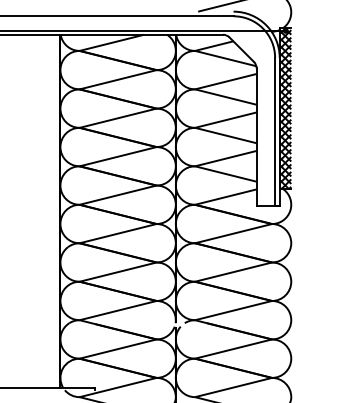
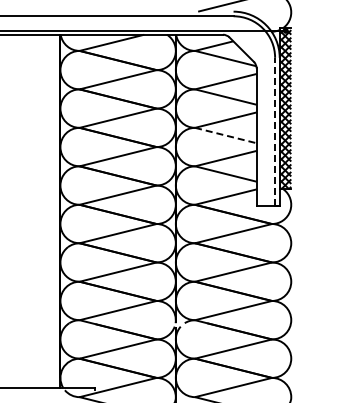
line: solid -> dashed (275, 131)
line: solid -> dashed (225, 135)
